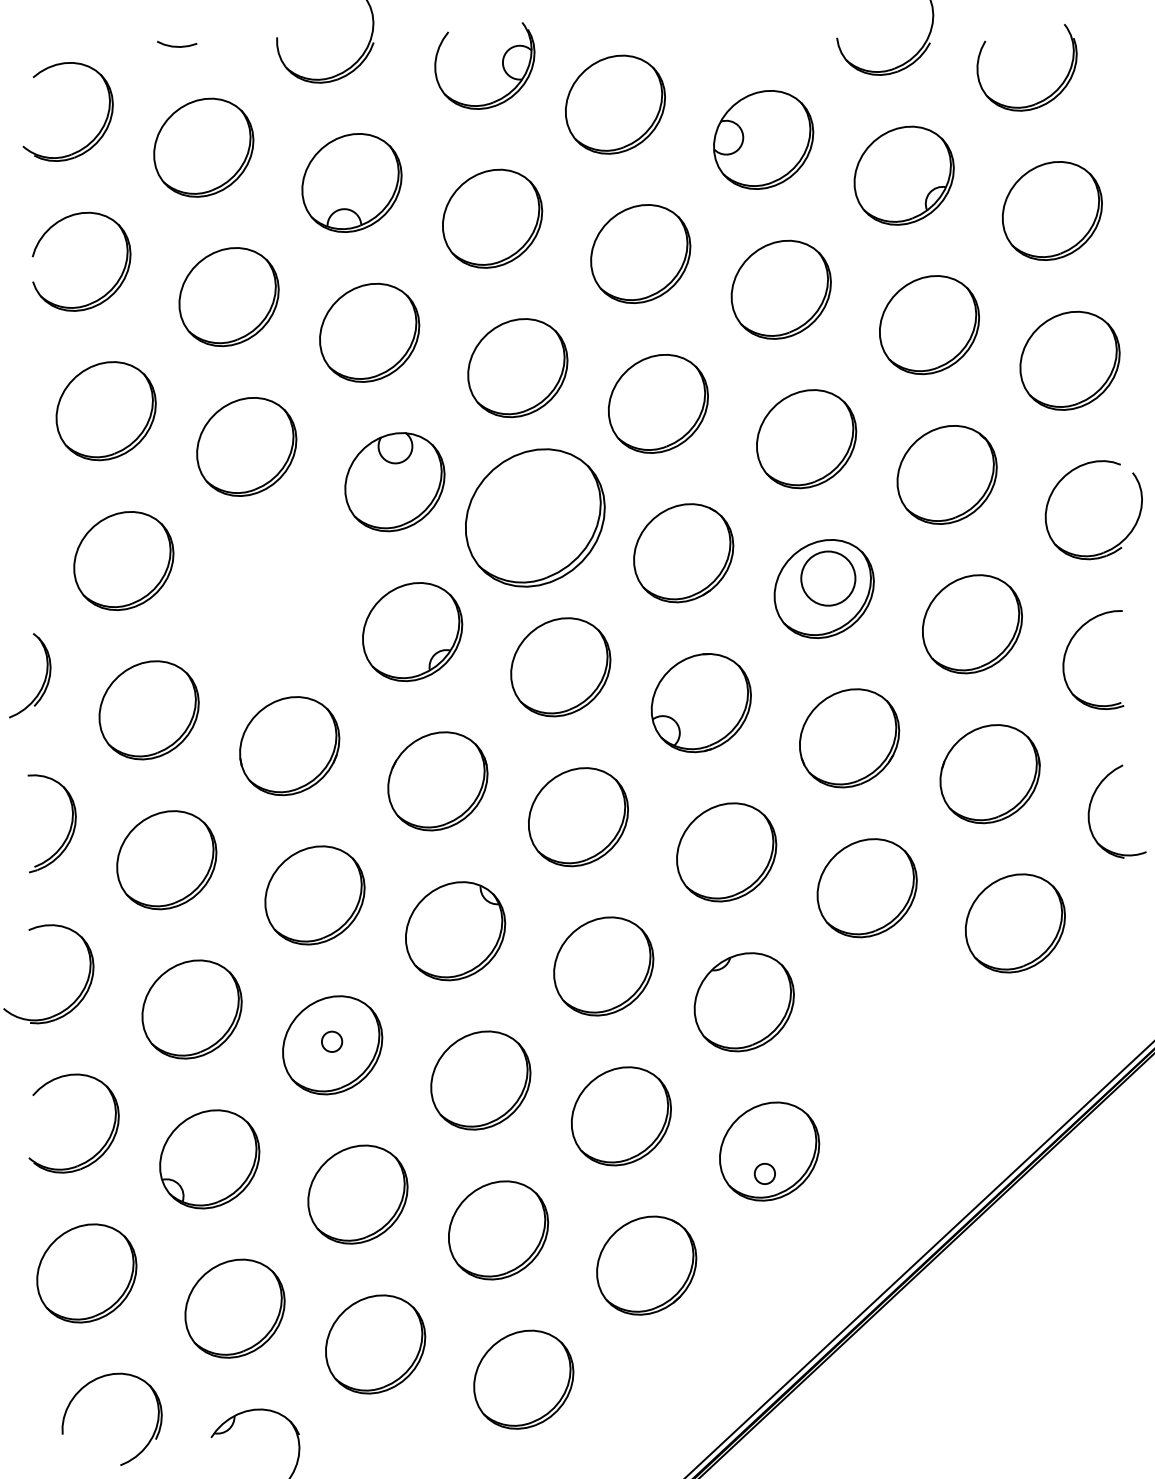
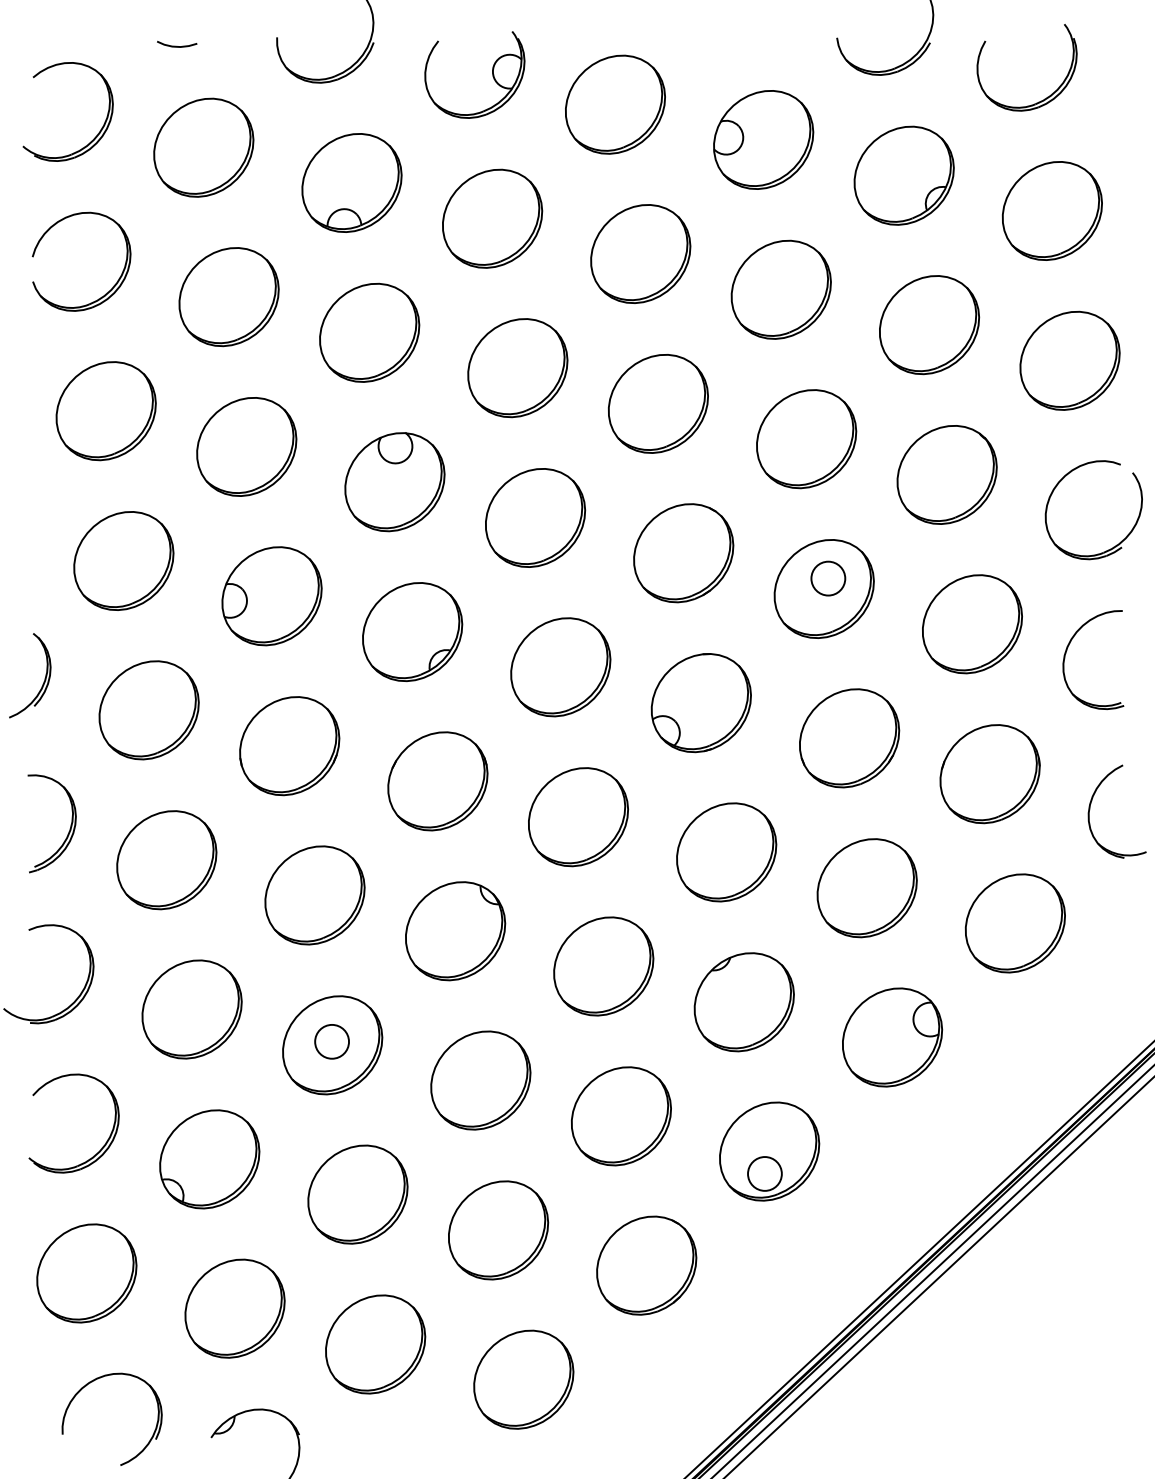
part position: (502, 65) -> (492, 74) (492, 74)
part size: 141x140 px -> 102x100 px (535, 517)
circle diameter: 54 px -> 34 px (828, 578)
part: none -> present (271, 596)
part: none -> present (892, 1037)
circle diameter: 20 px -> 34 px (332, 1041)
circle diameter: 20 px -> 34 px (764, 1173)
line: none -> present (932, 1271)
line: none -> present (939, 1277)
